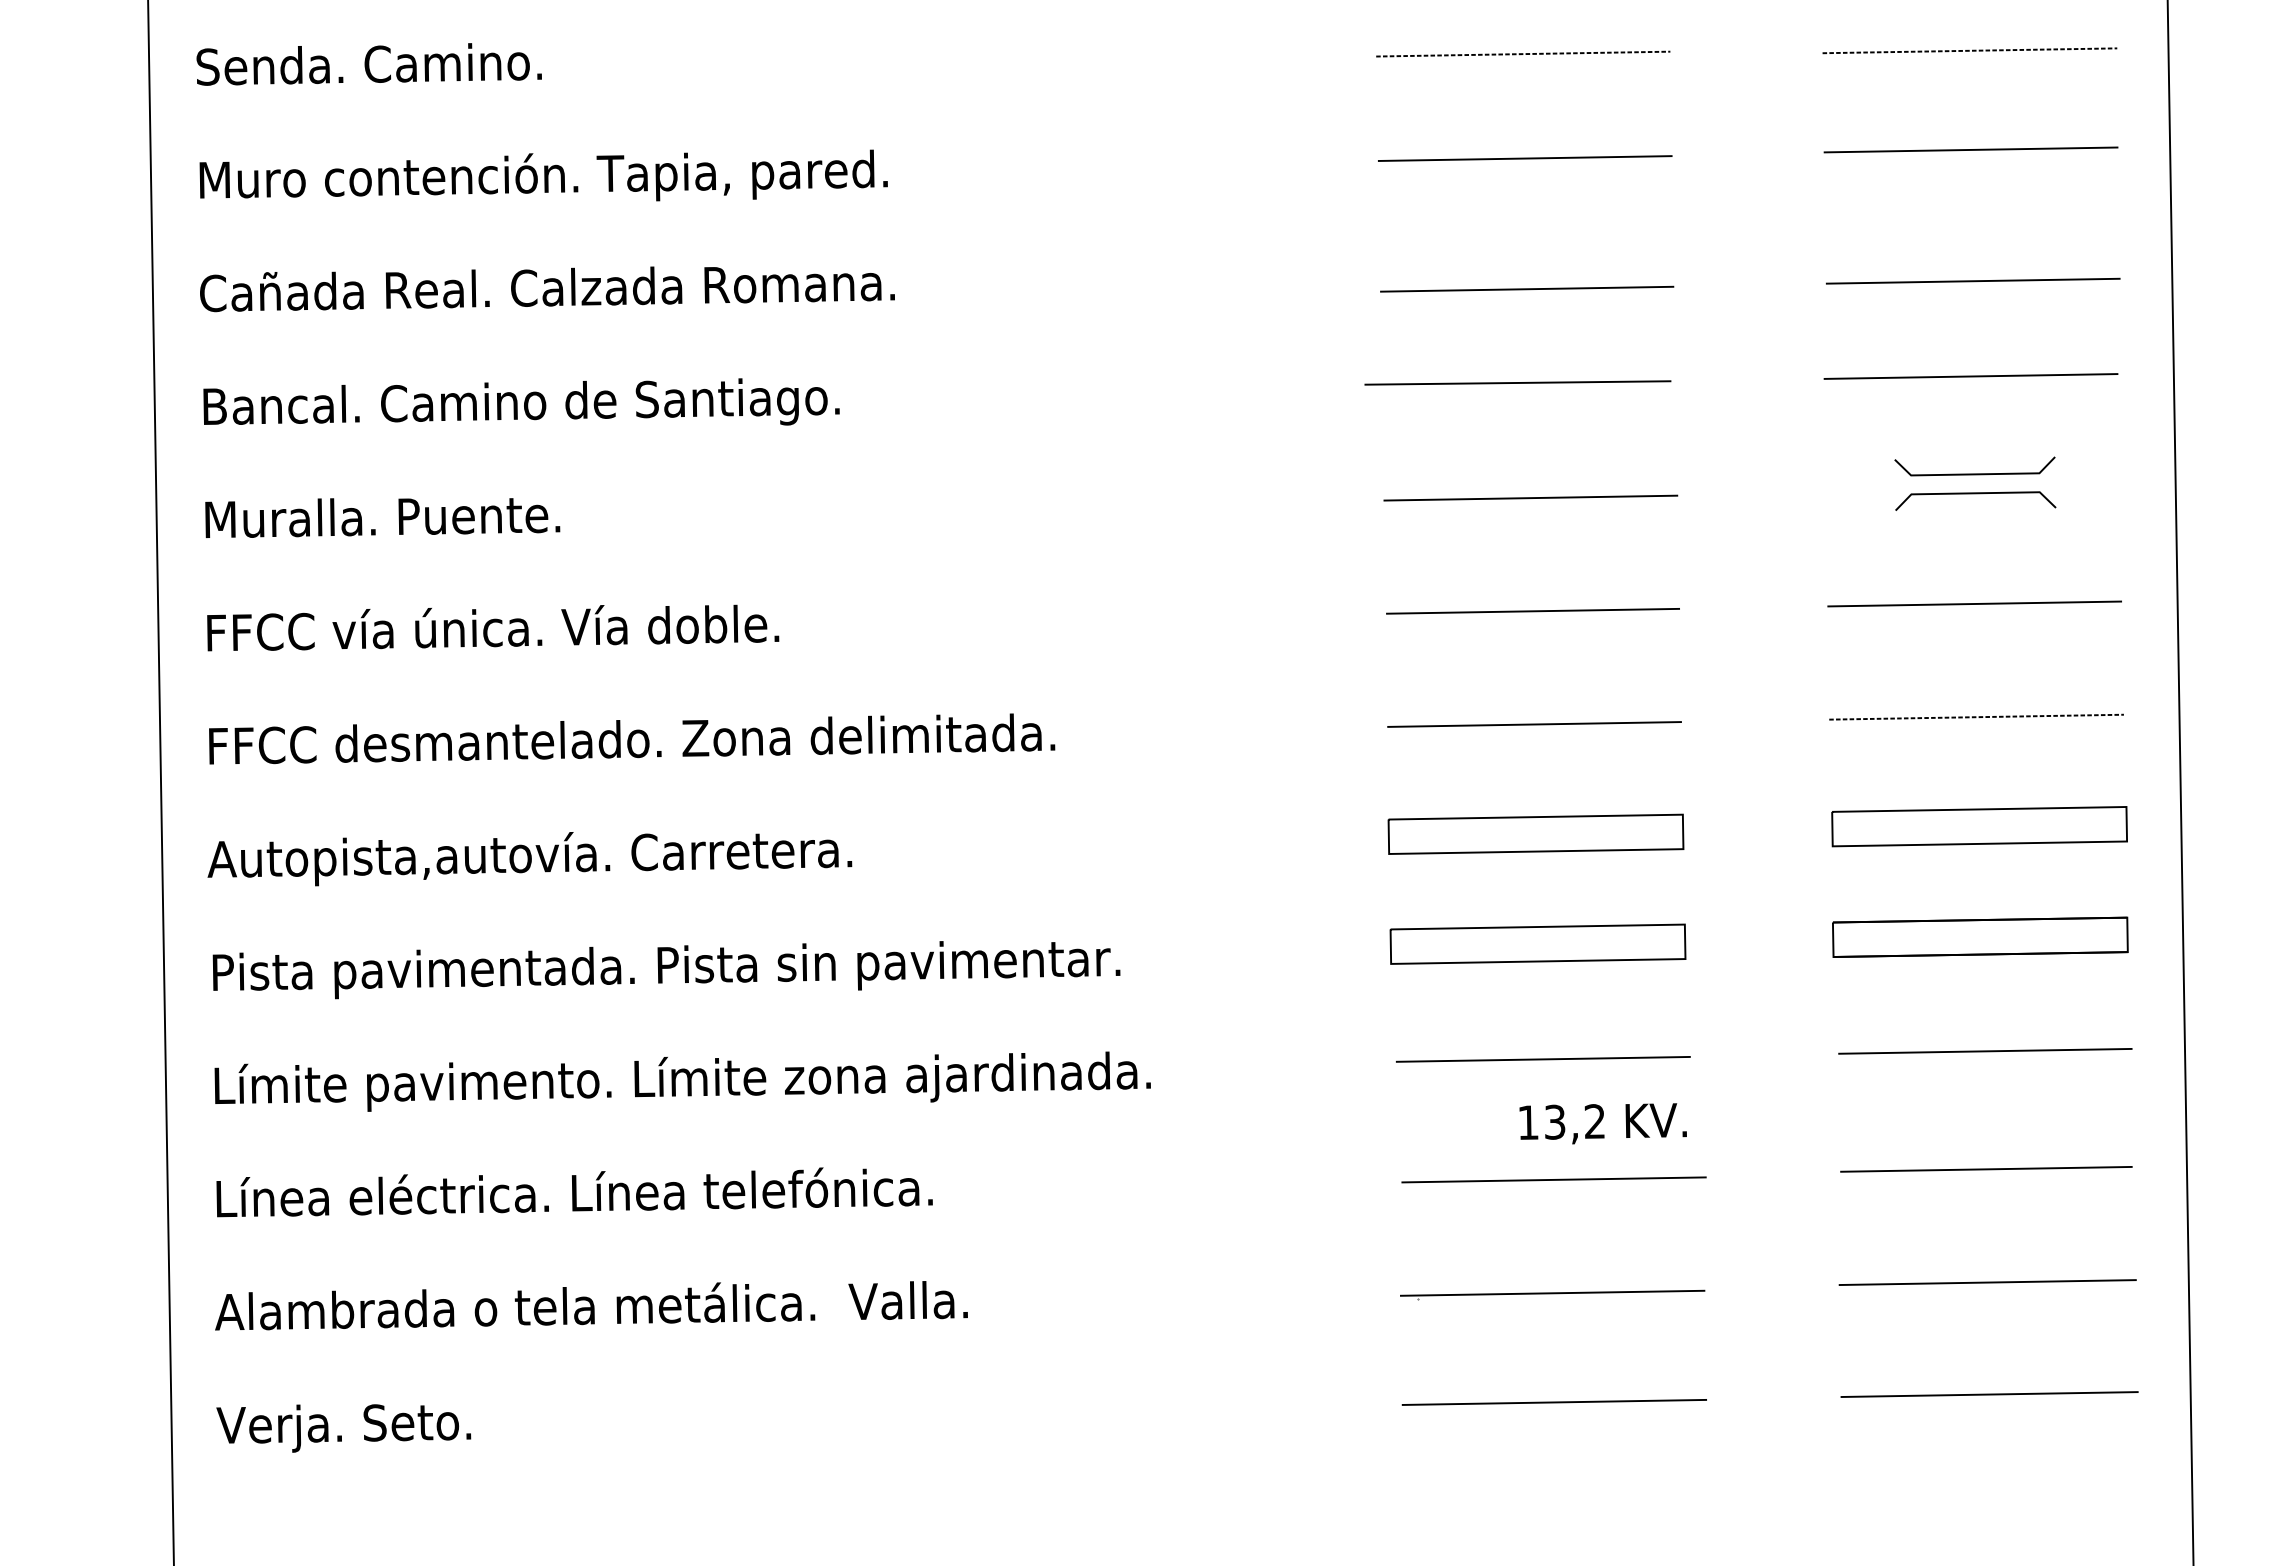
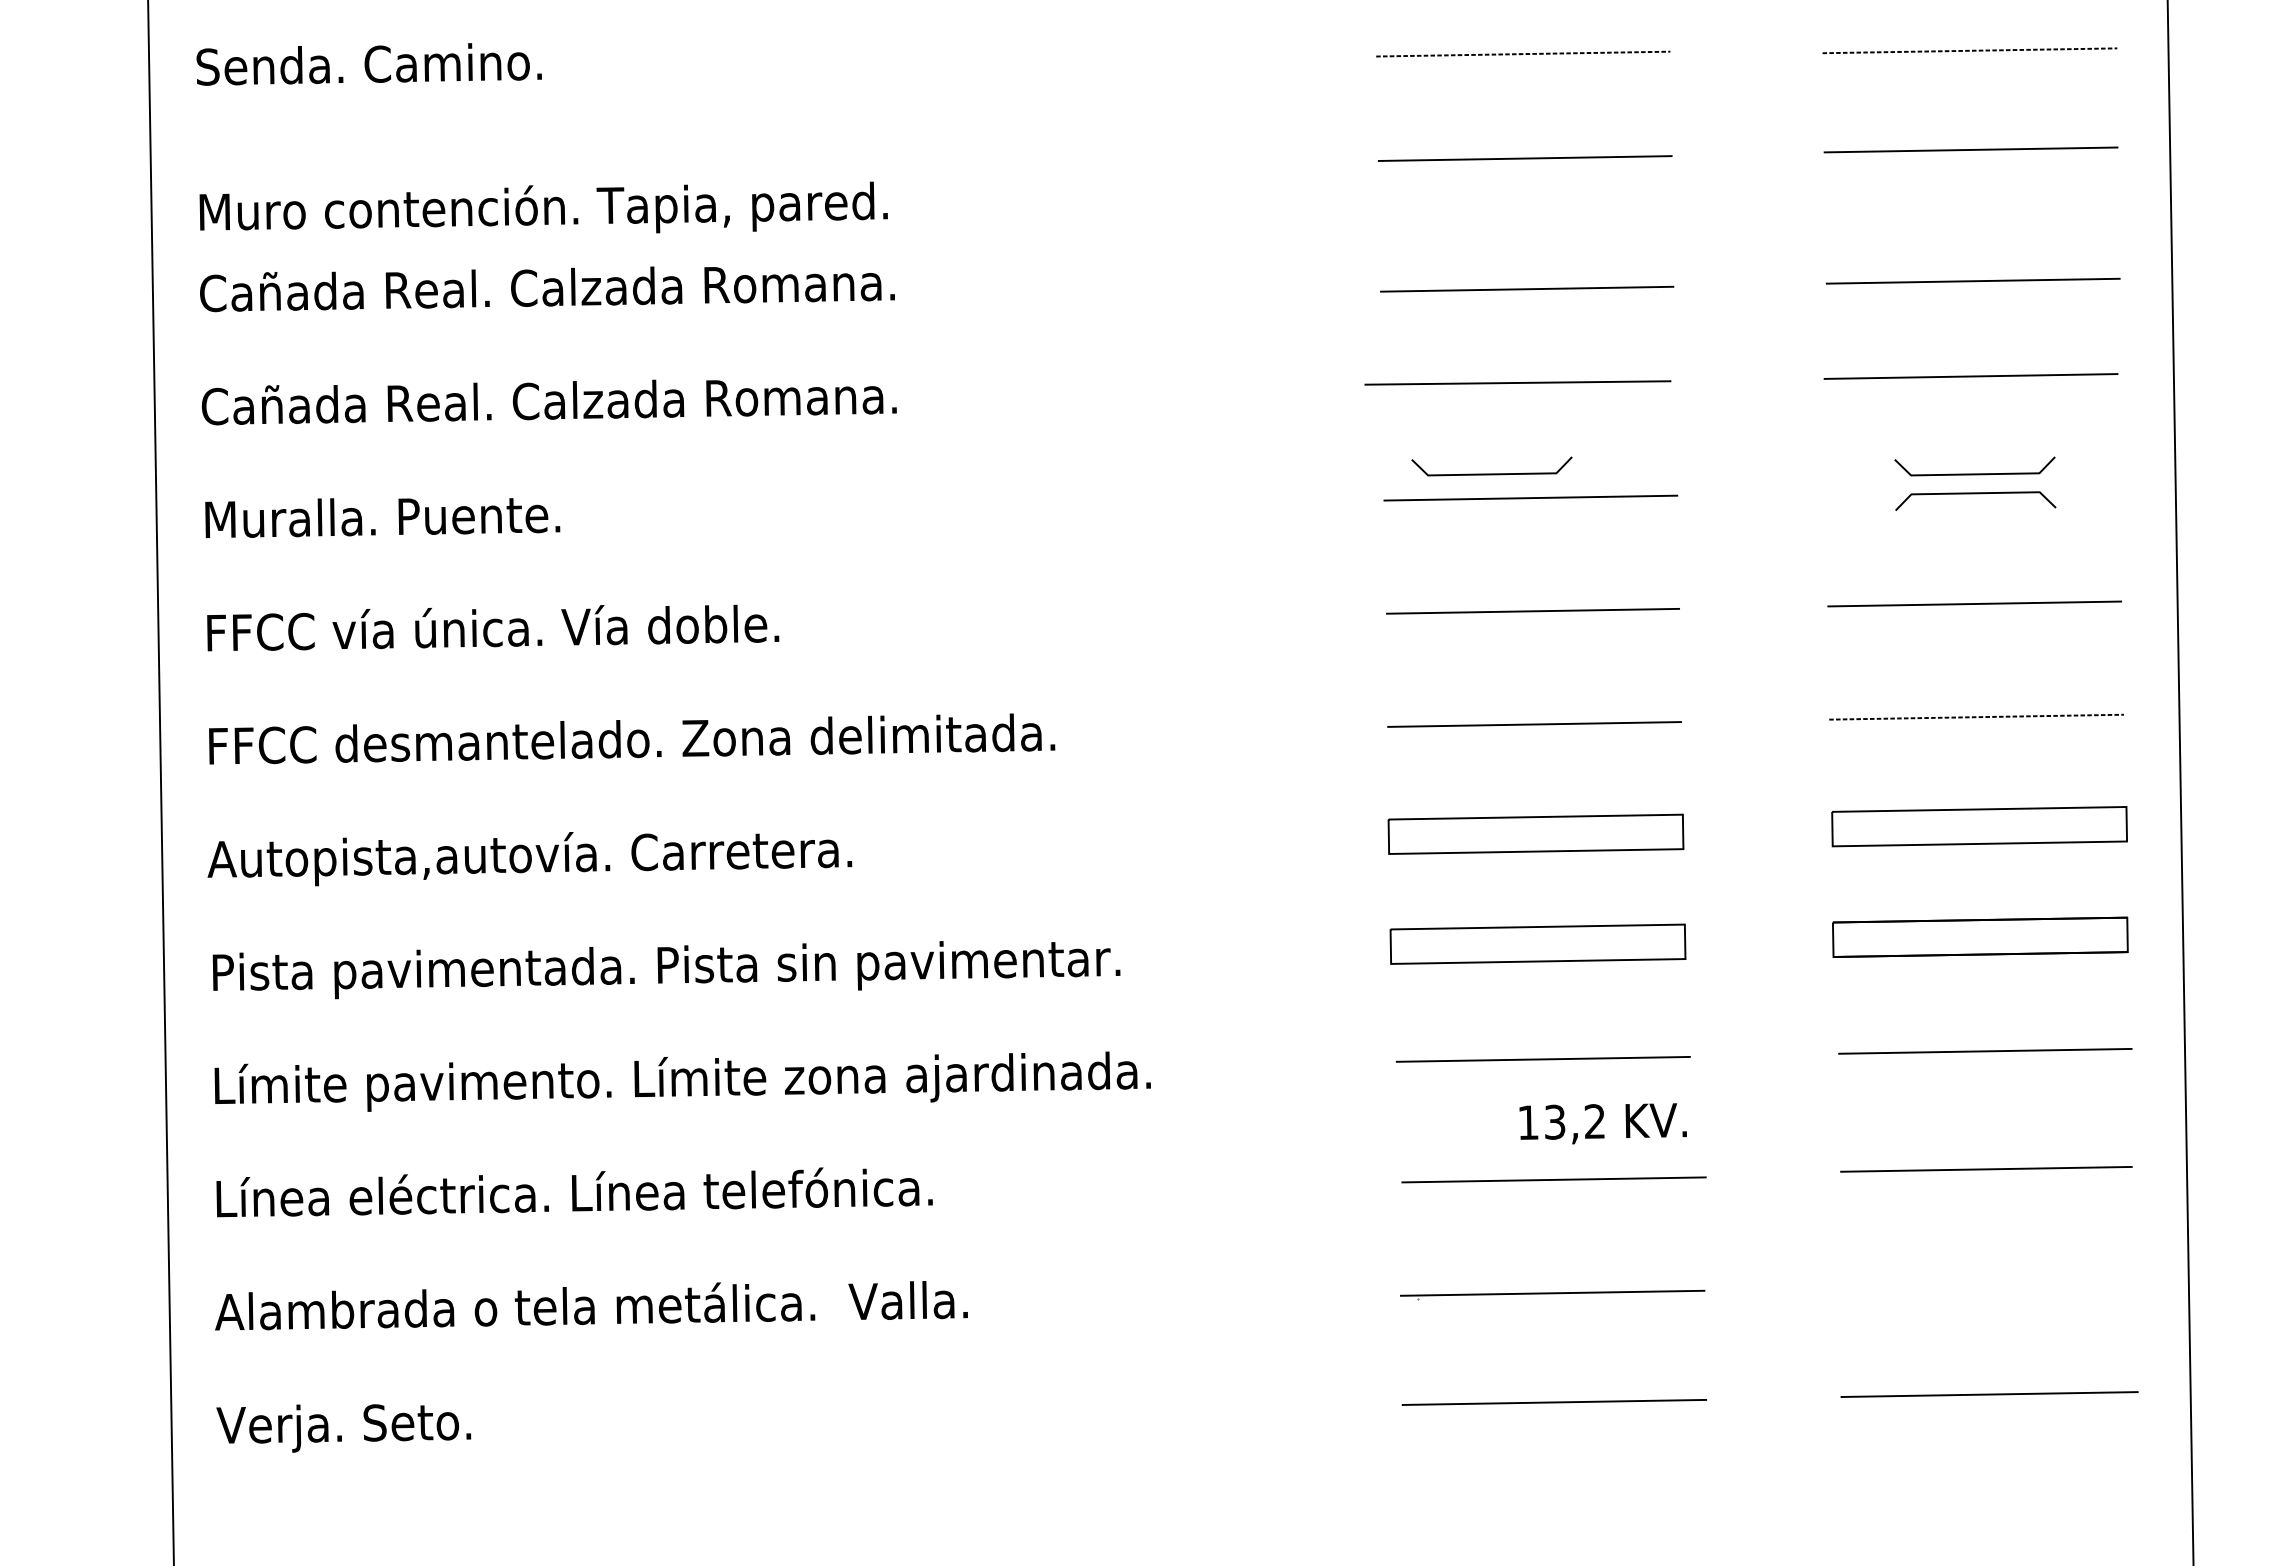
text position: (543, 175) -> (543, 207) (543, 207)
text: Bancal. Camino de Santiago. -> Cañada Real. Calzada Romana. (548, 401)
line: none -> present (1491, 473)
line: present -> none (1987, 1282)
